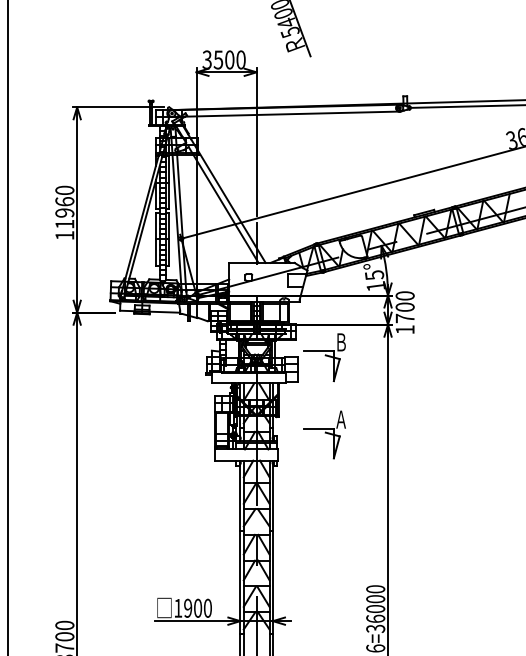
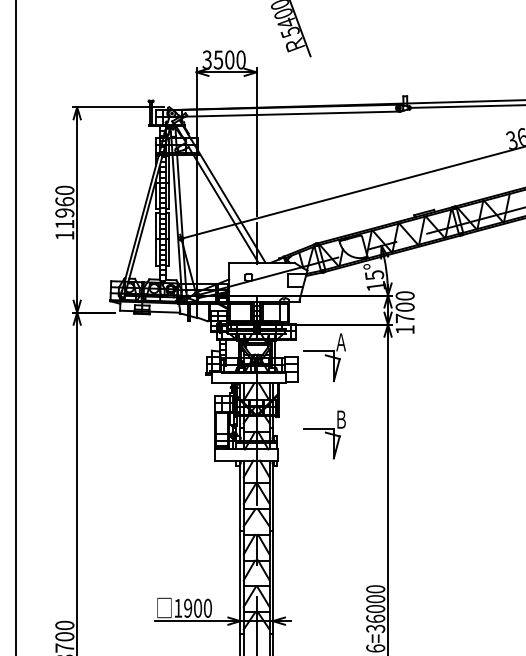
line position: (7, 327) -> (15, 327) (15, 327)
text: Ｂ -> Ａ (340, 342)
text: Ａ -> Ｂ (340, 419)
